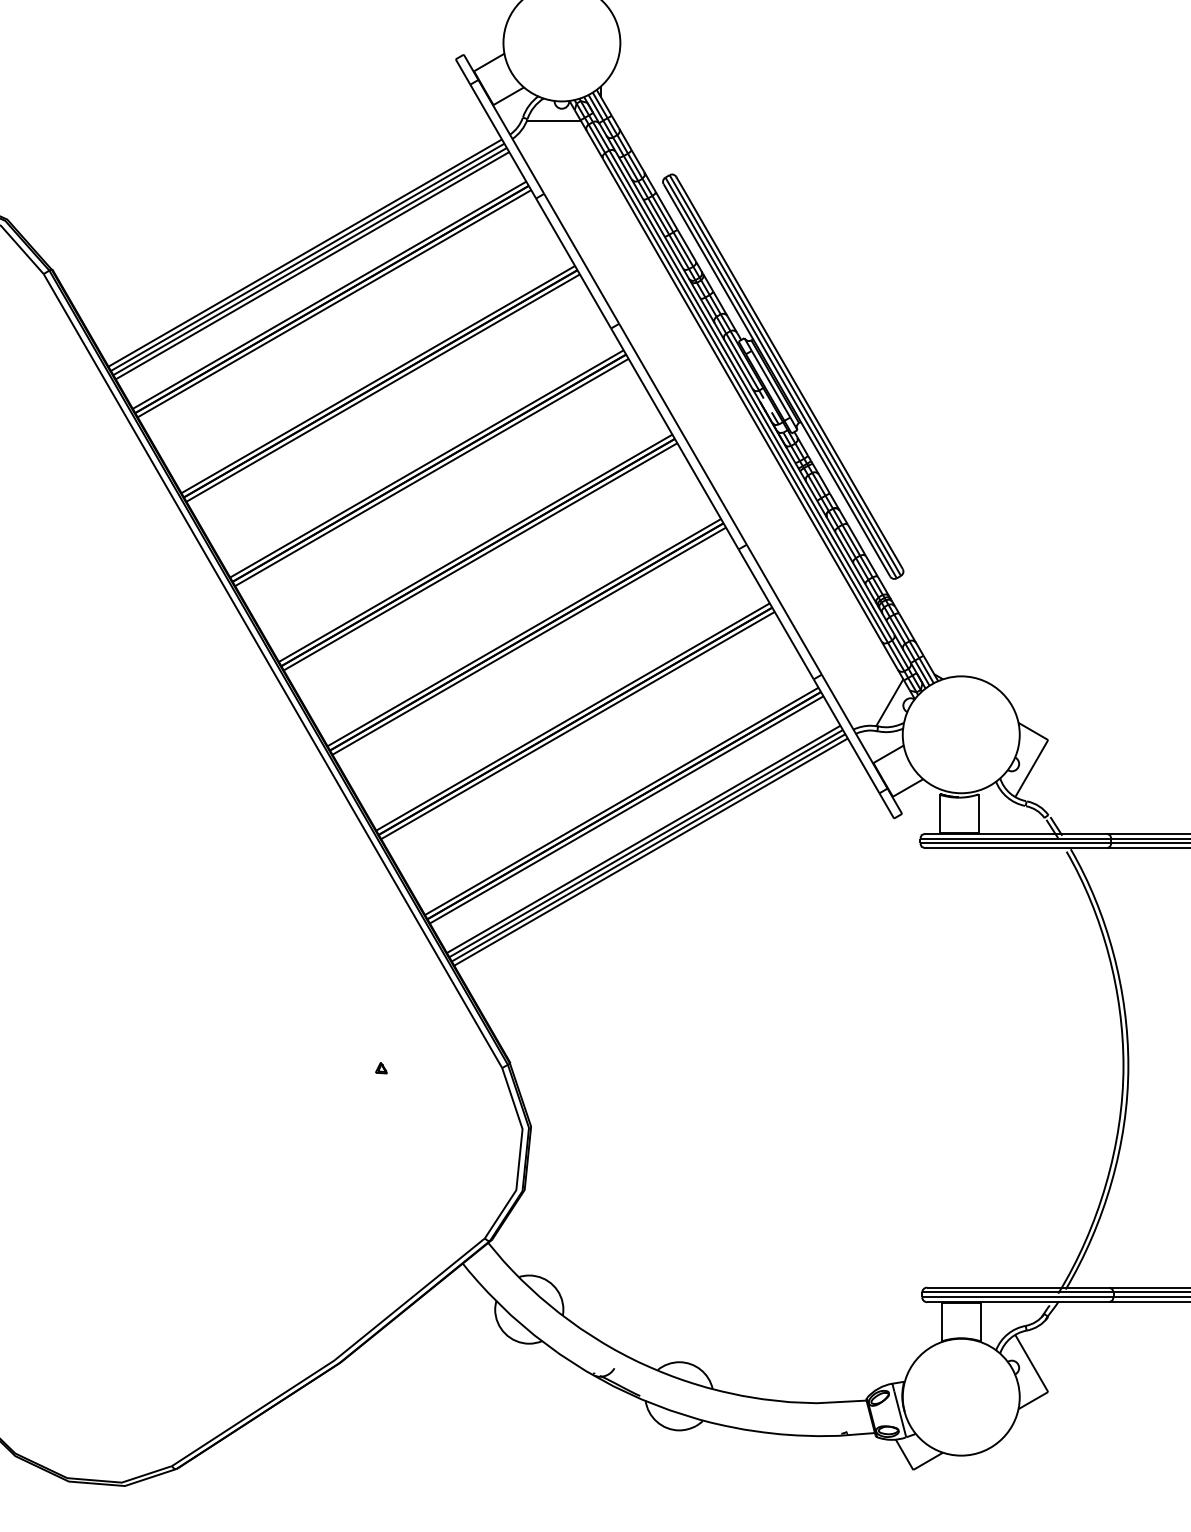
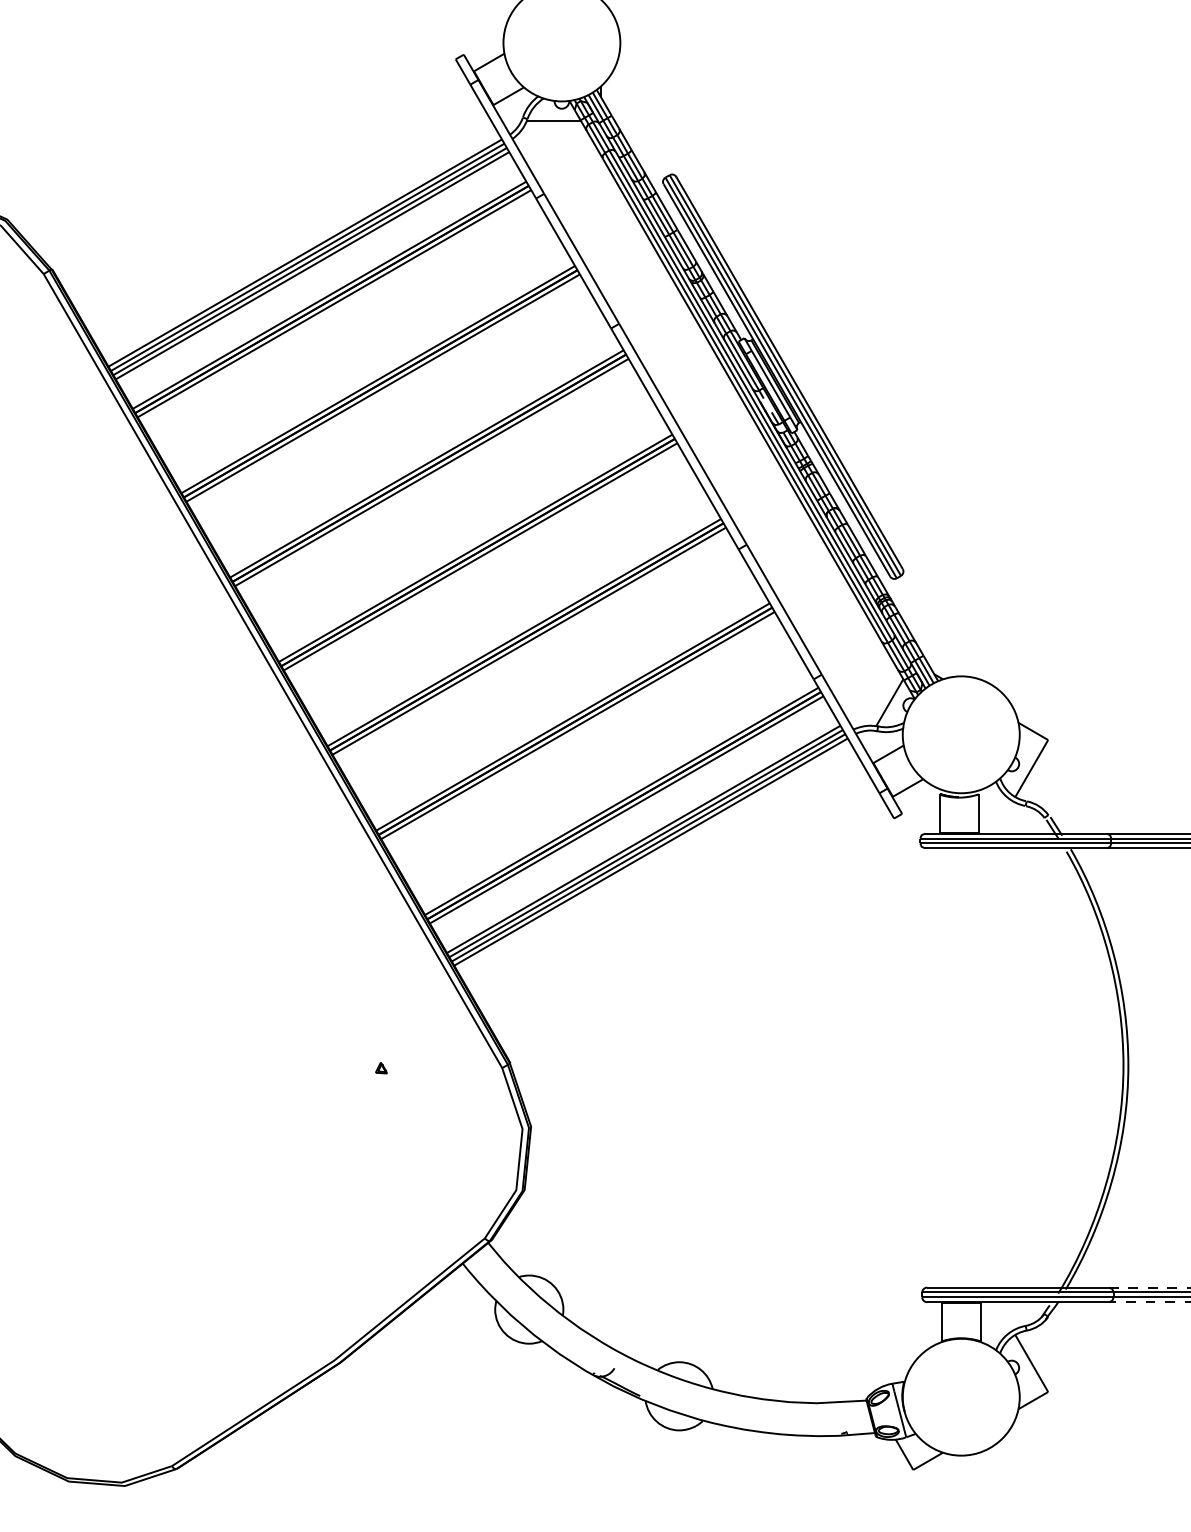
line: solid -> dashed (1149, 1287)
line: solid -> dashed (1148, 1302)
